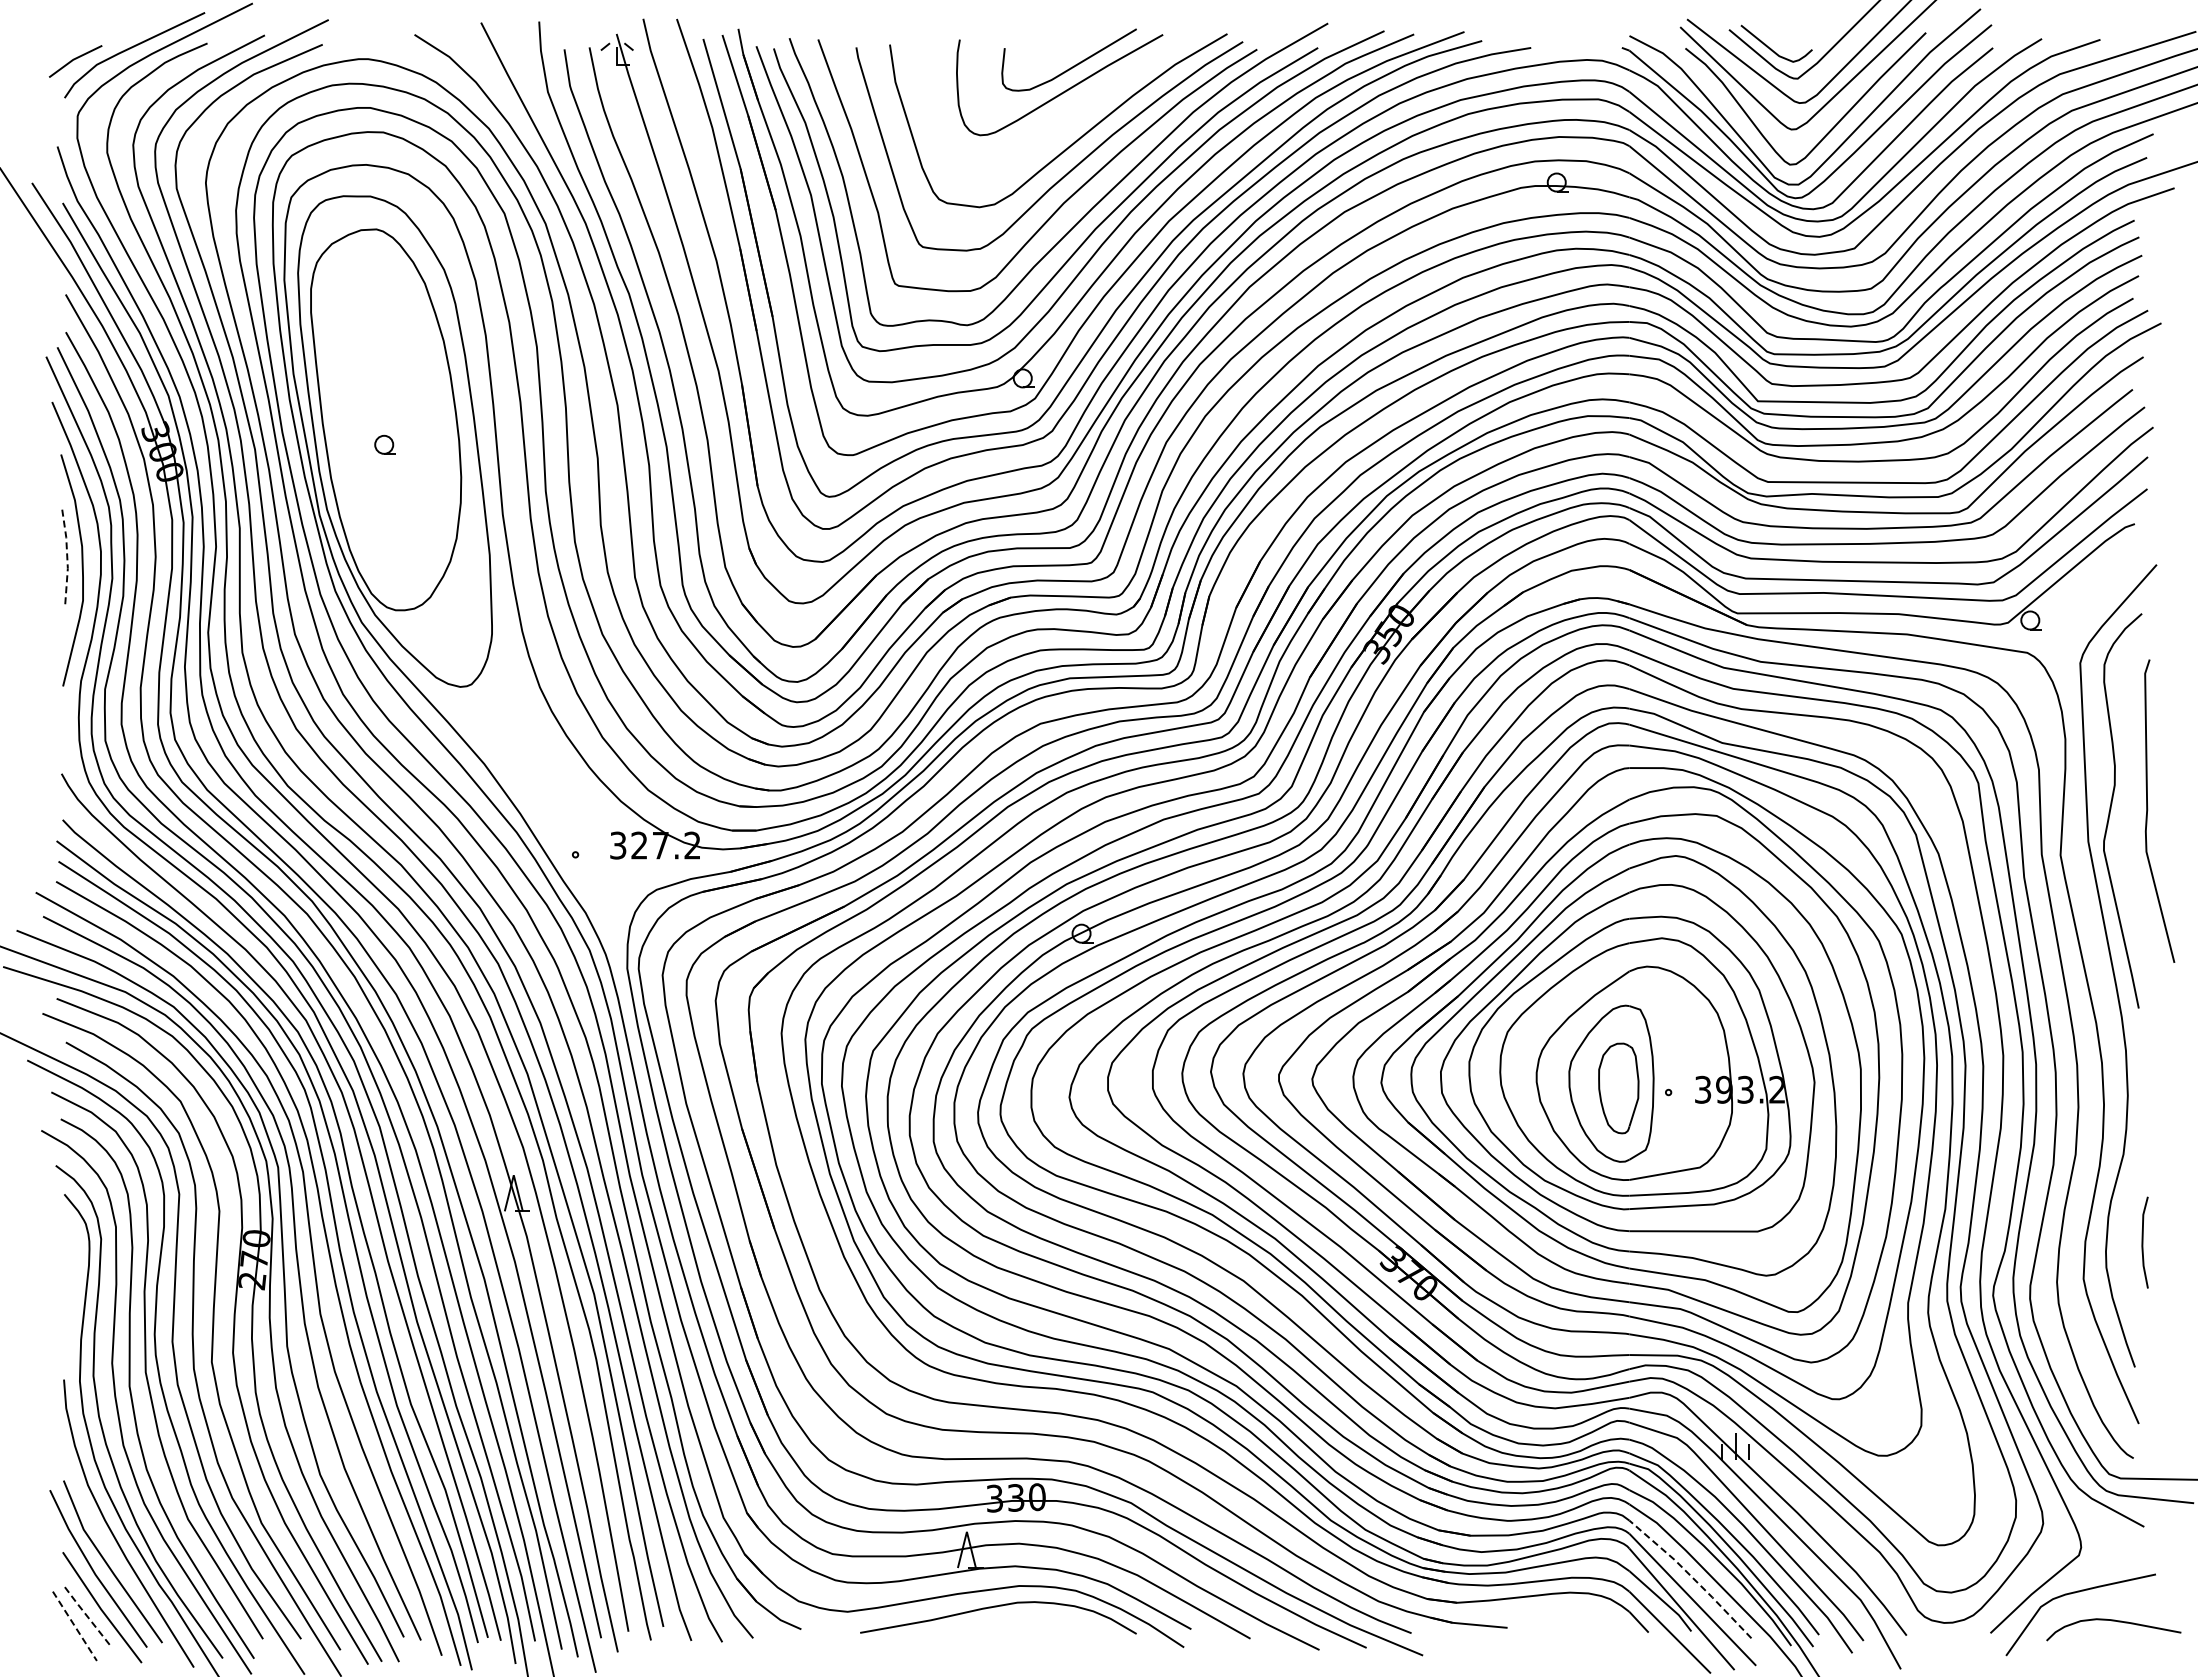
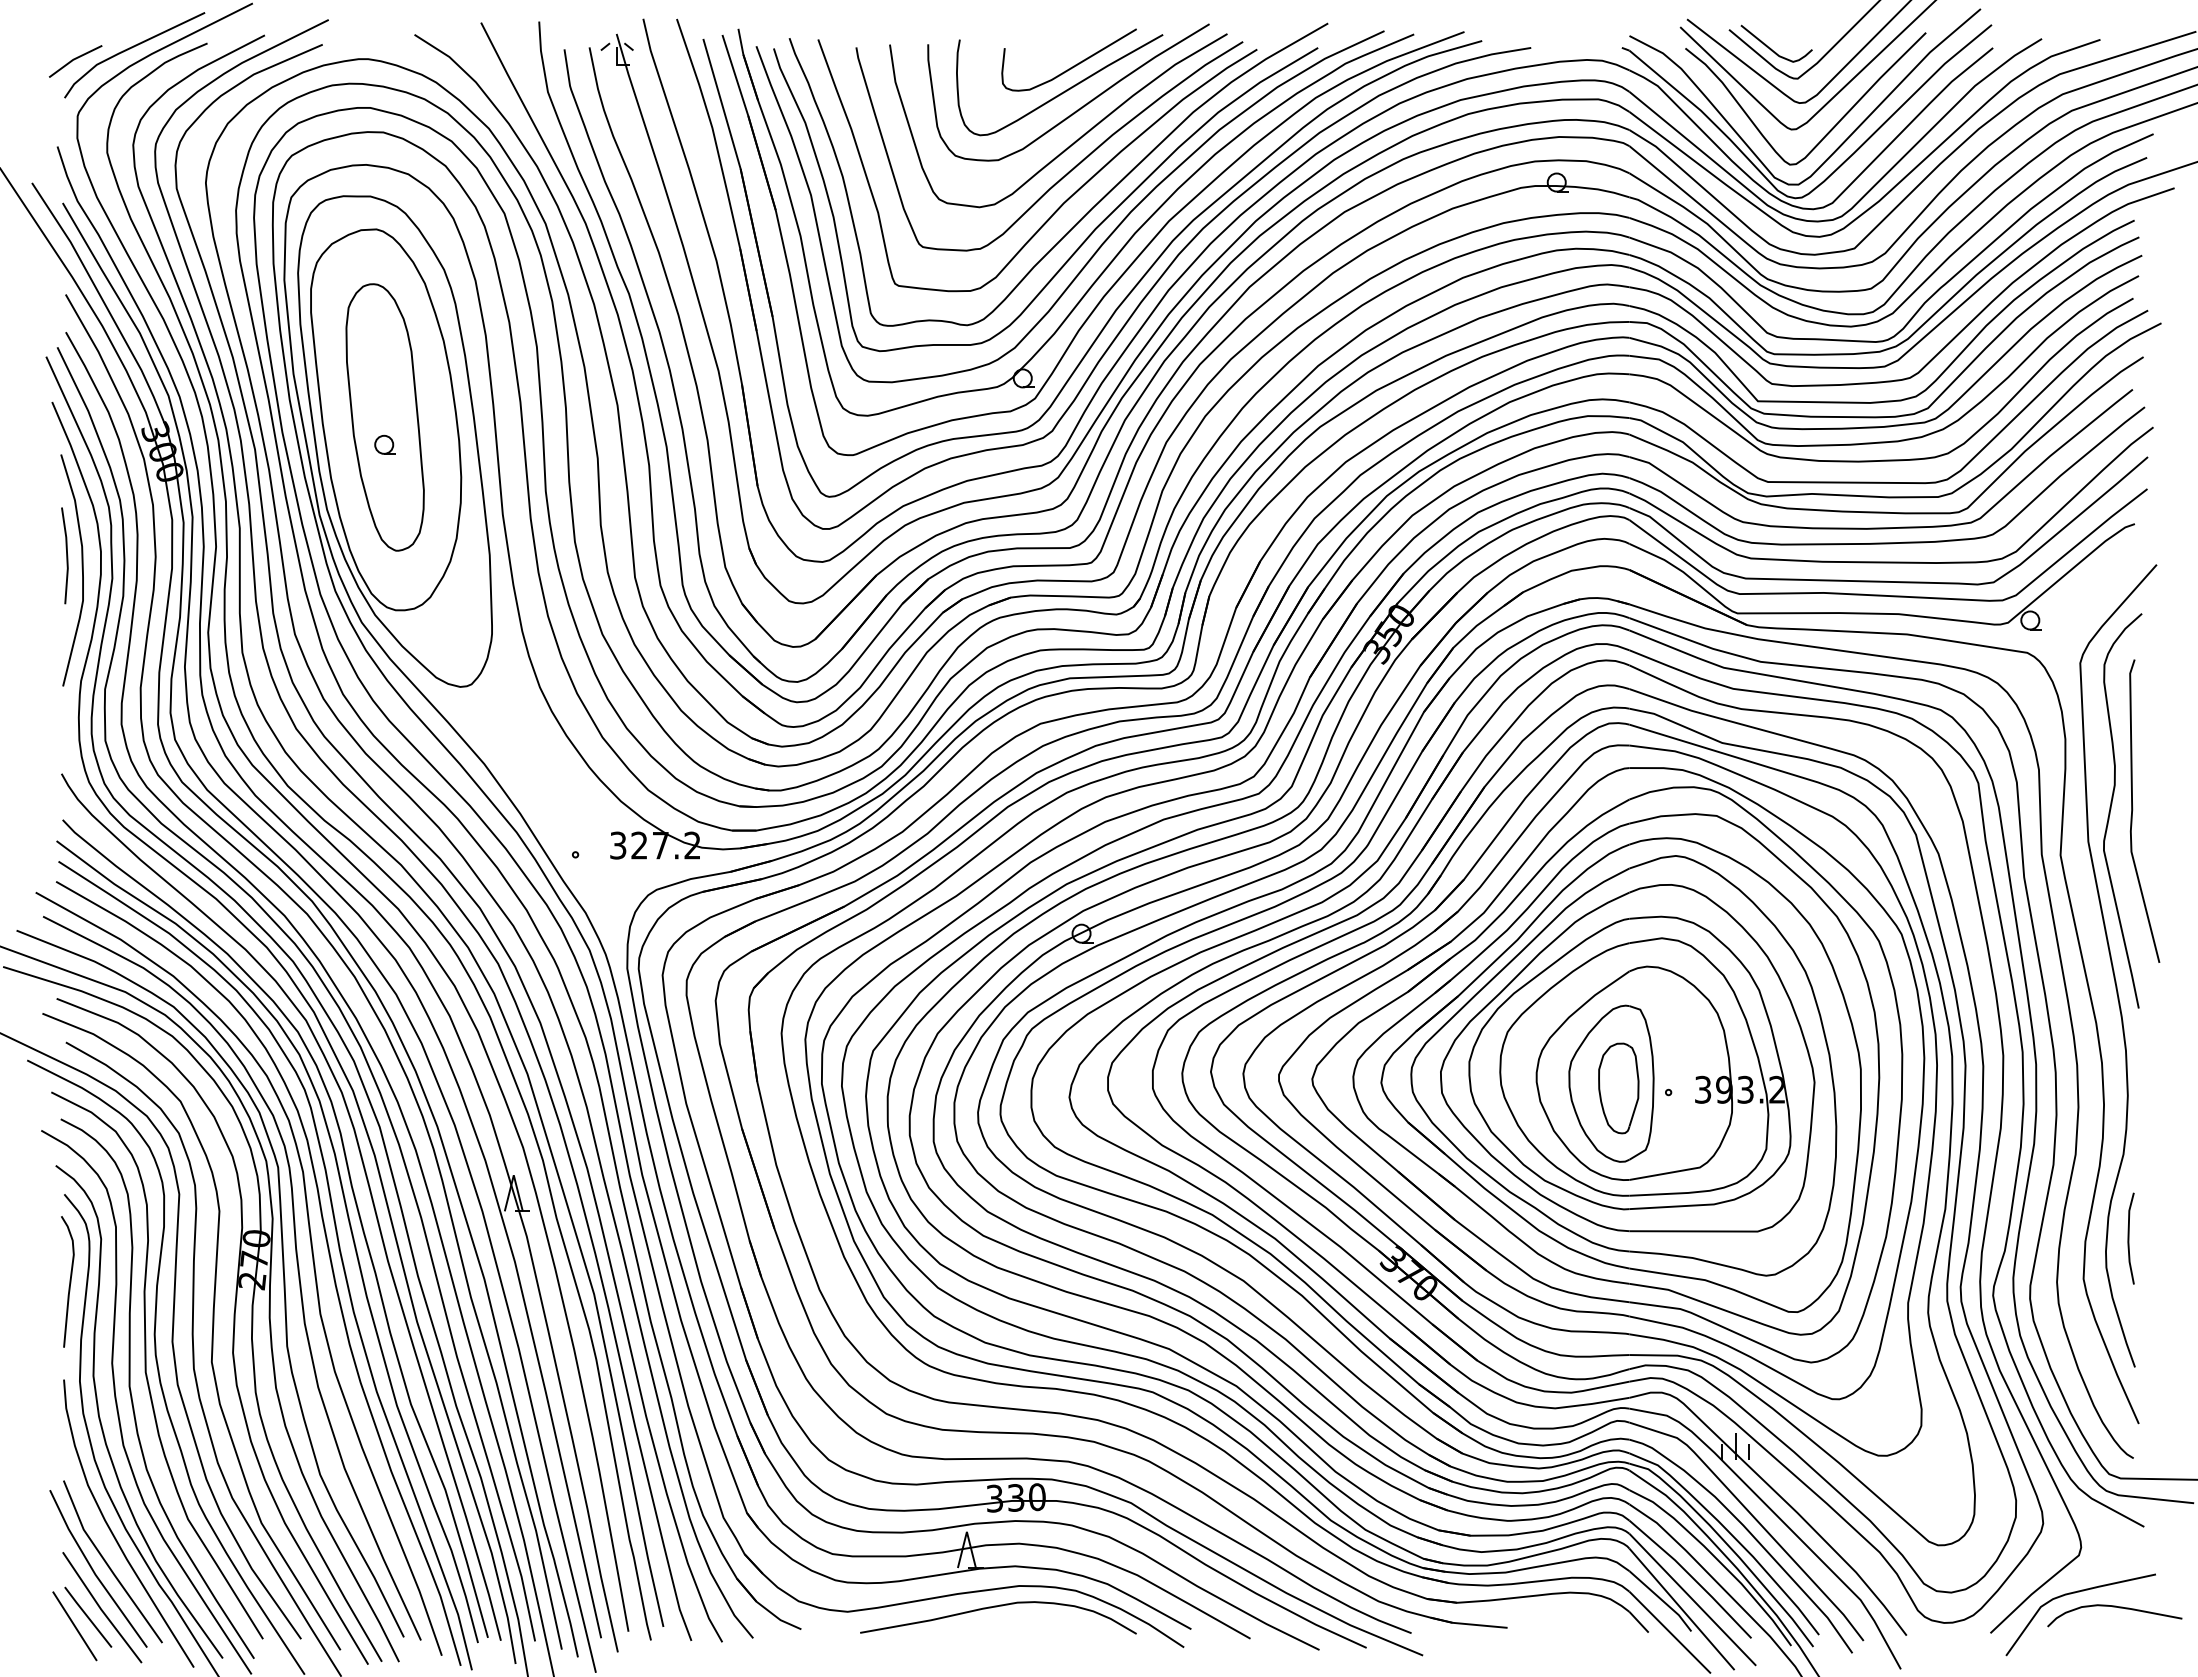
curve: none -> present (1081, 106)
part: none -> present (384, 417)
line: dashed -> solid (67, 554)
curve position: (2148, 810) -> (2133, 810) (2133, 810)
line position: (2143, 1242) -> (2129, 1238) (2129, 1238)
curve: none -> present (69, 1281)
line: dashed -> solid (1692, 1577)
line: dashed -> solid (88, 1617)
curve position: (2113, 1621) -> (2114, 1607) (2114, 1607)
line: dashed -> solid (75, 1626)
